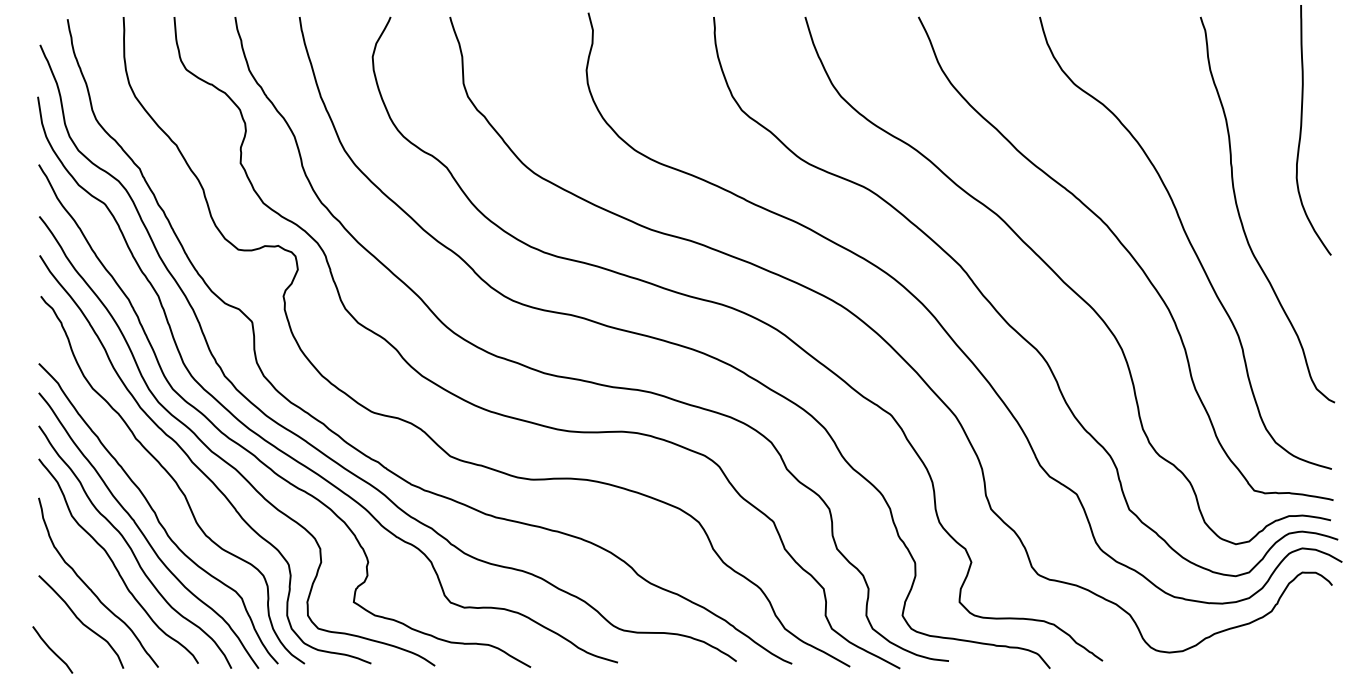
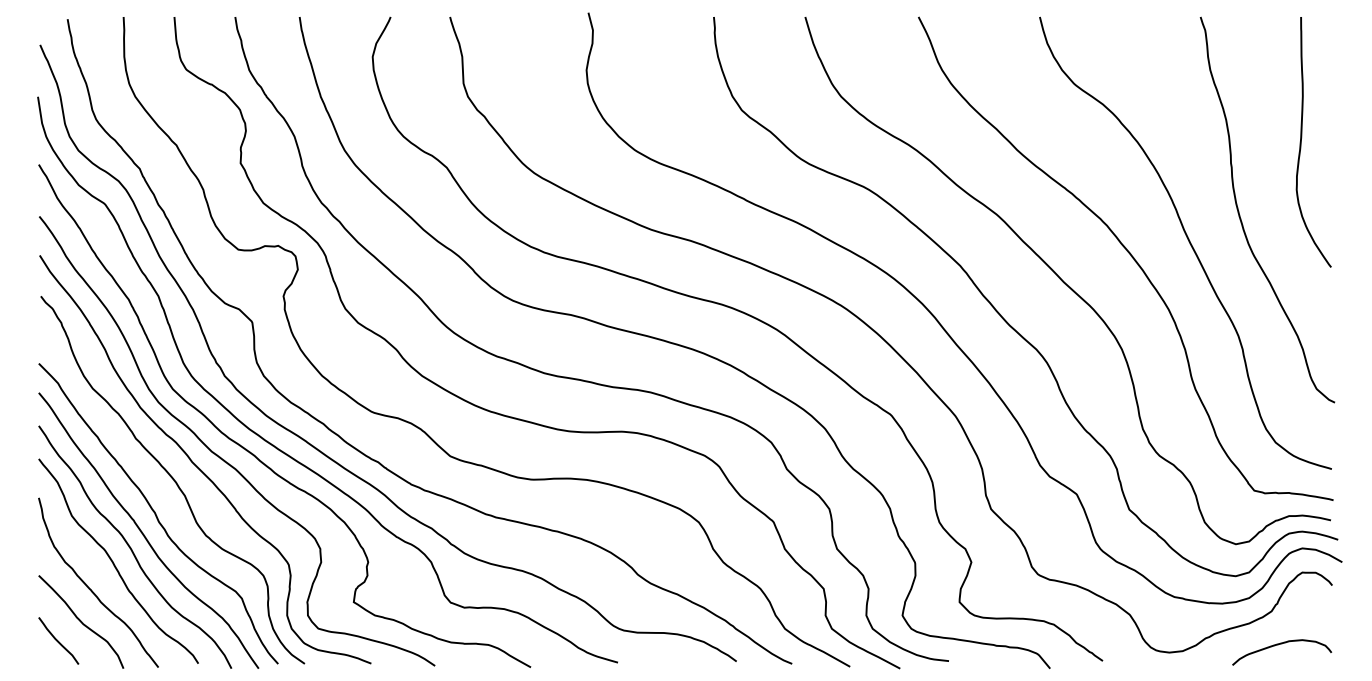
curve position: (1301, 130) -> (1301, 142) (1301, 142)
curve: none -> present (1282, 644)
curve position: (52, 649) -> (58, 640) (58, 640)
